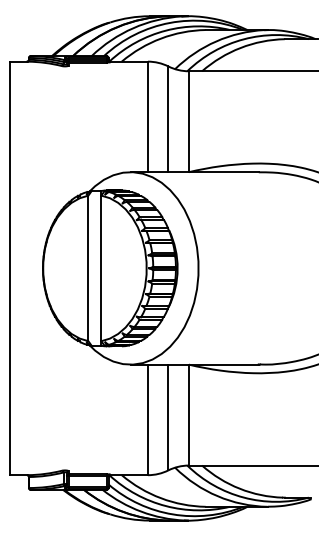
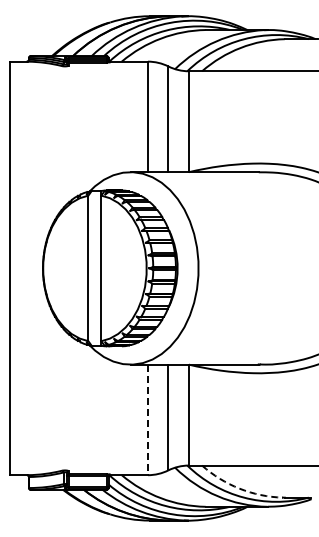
line: solid -> dashed (147, 420)
arc: solid -> dashed (239, 488)
